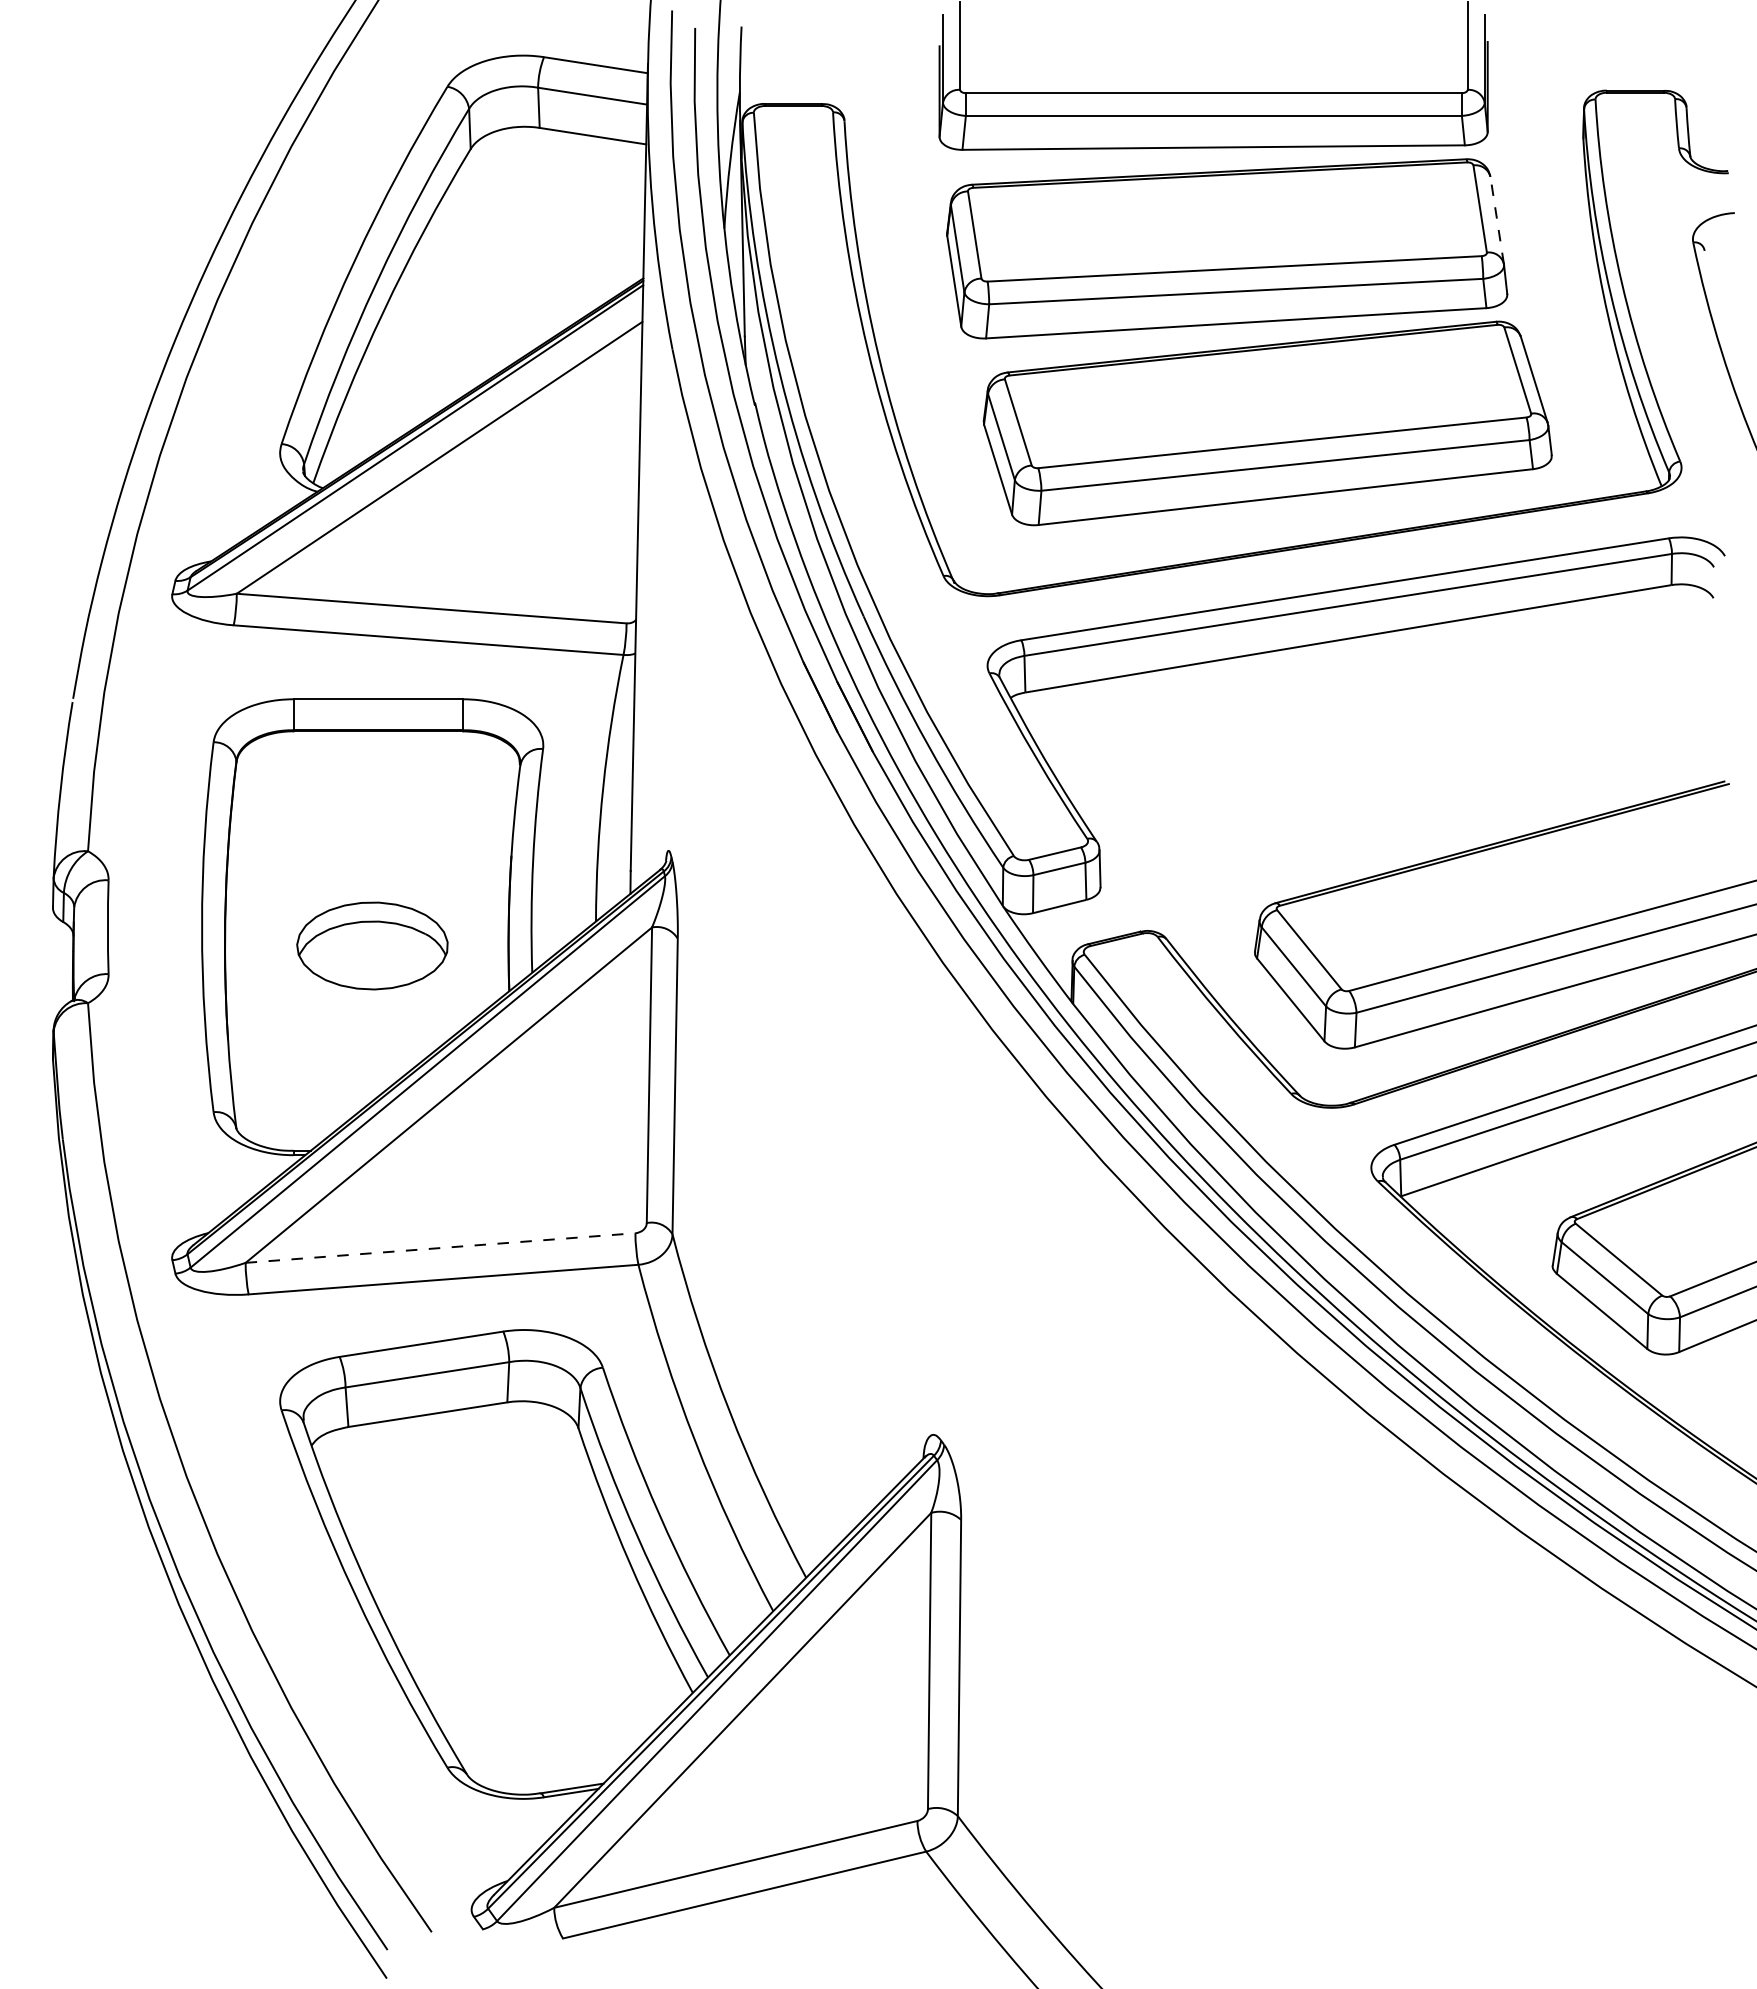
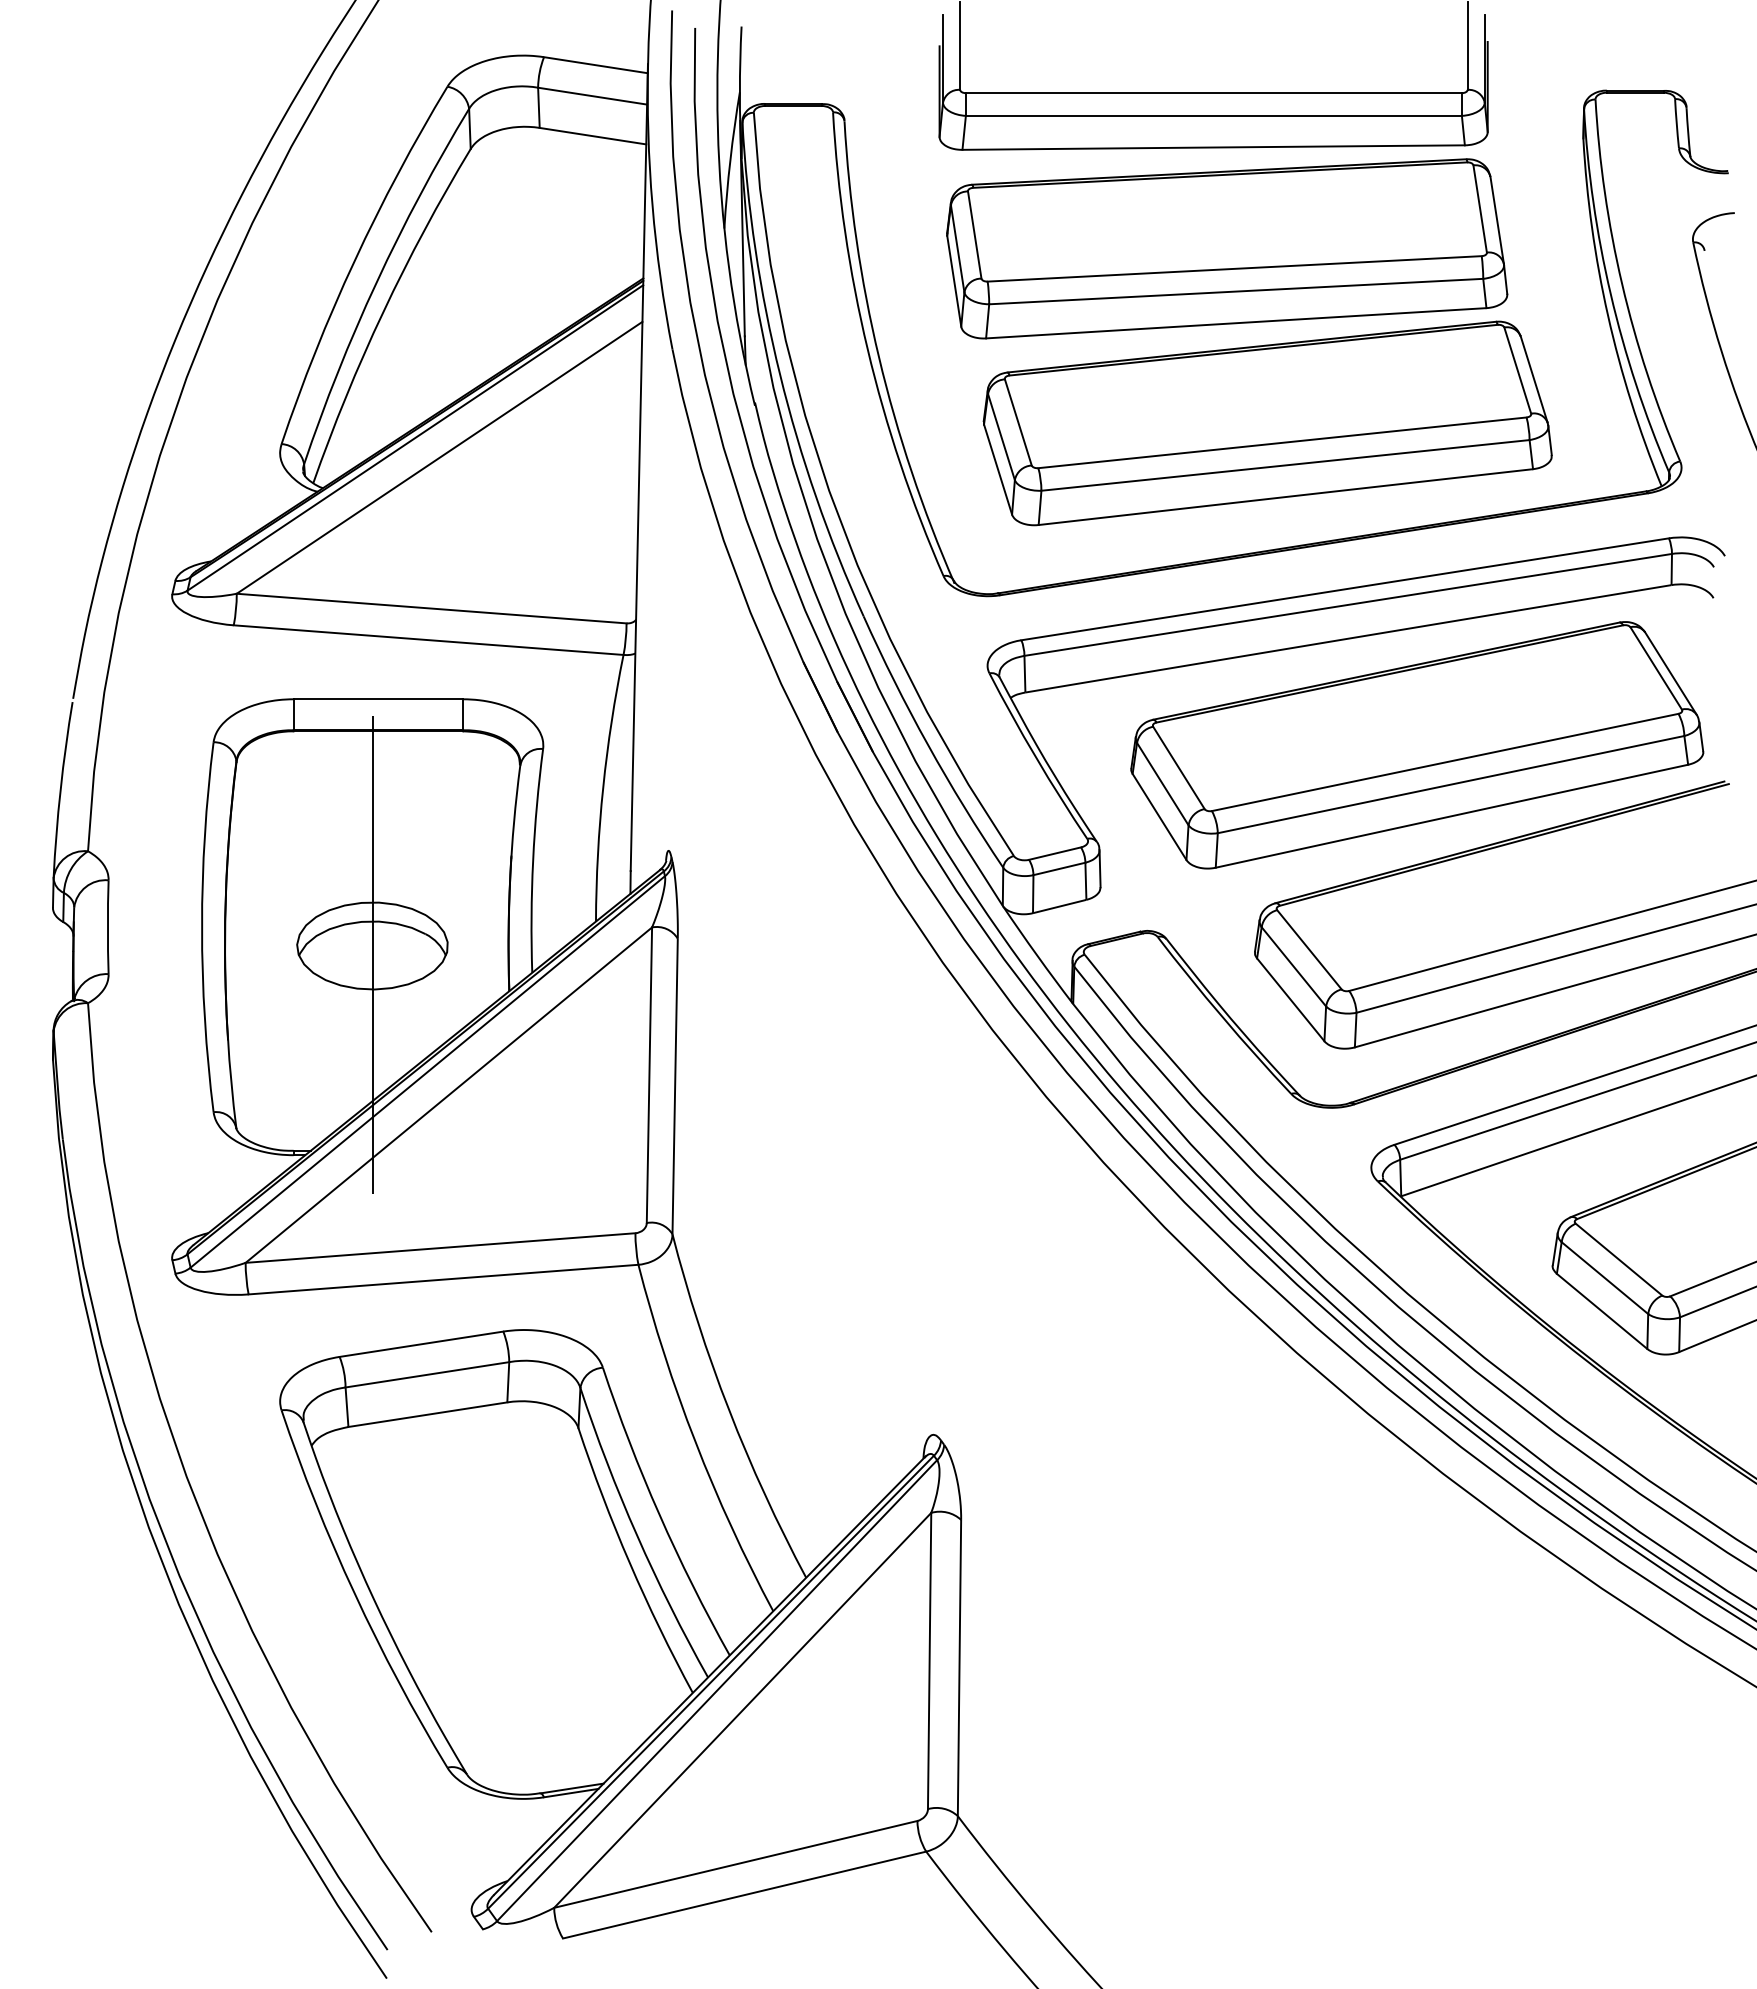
line: dashed -> solid (1497, 219)
part: none -> present (1417, 745)
line: none -> present (372, 955)
line: dashed -> solid (441, 1248)
